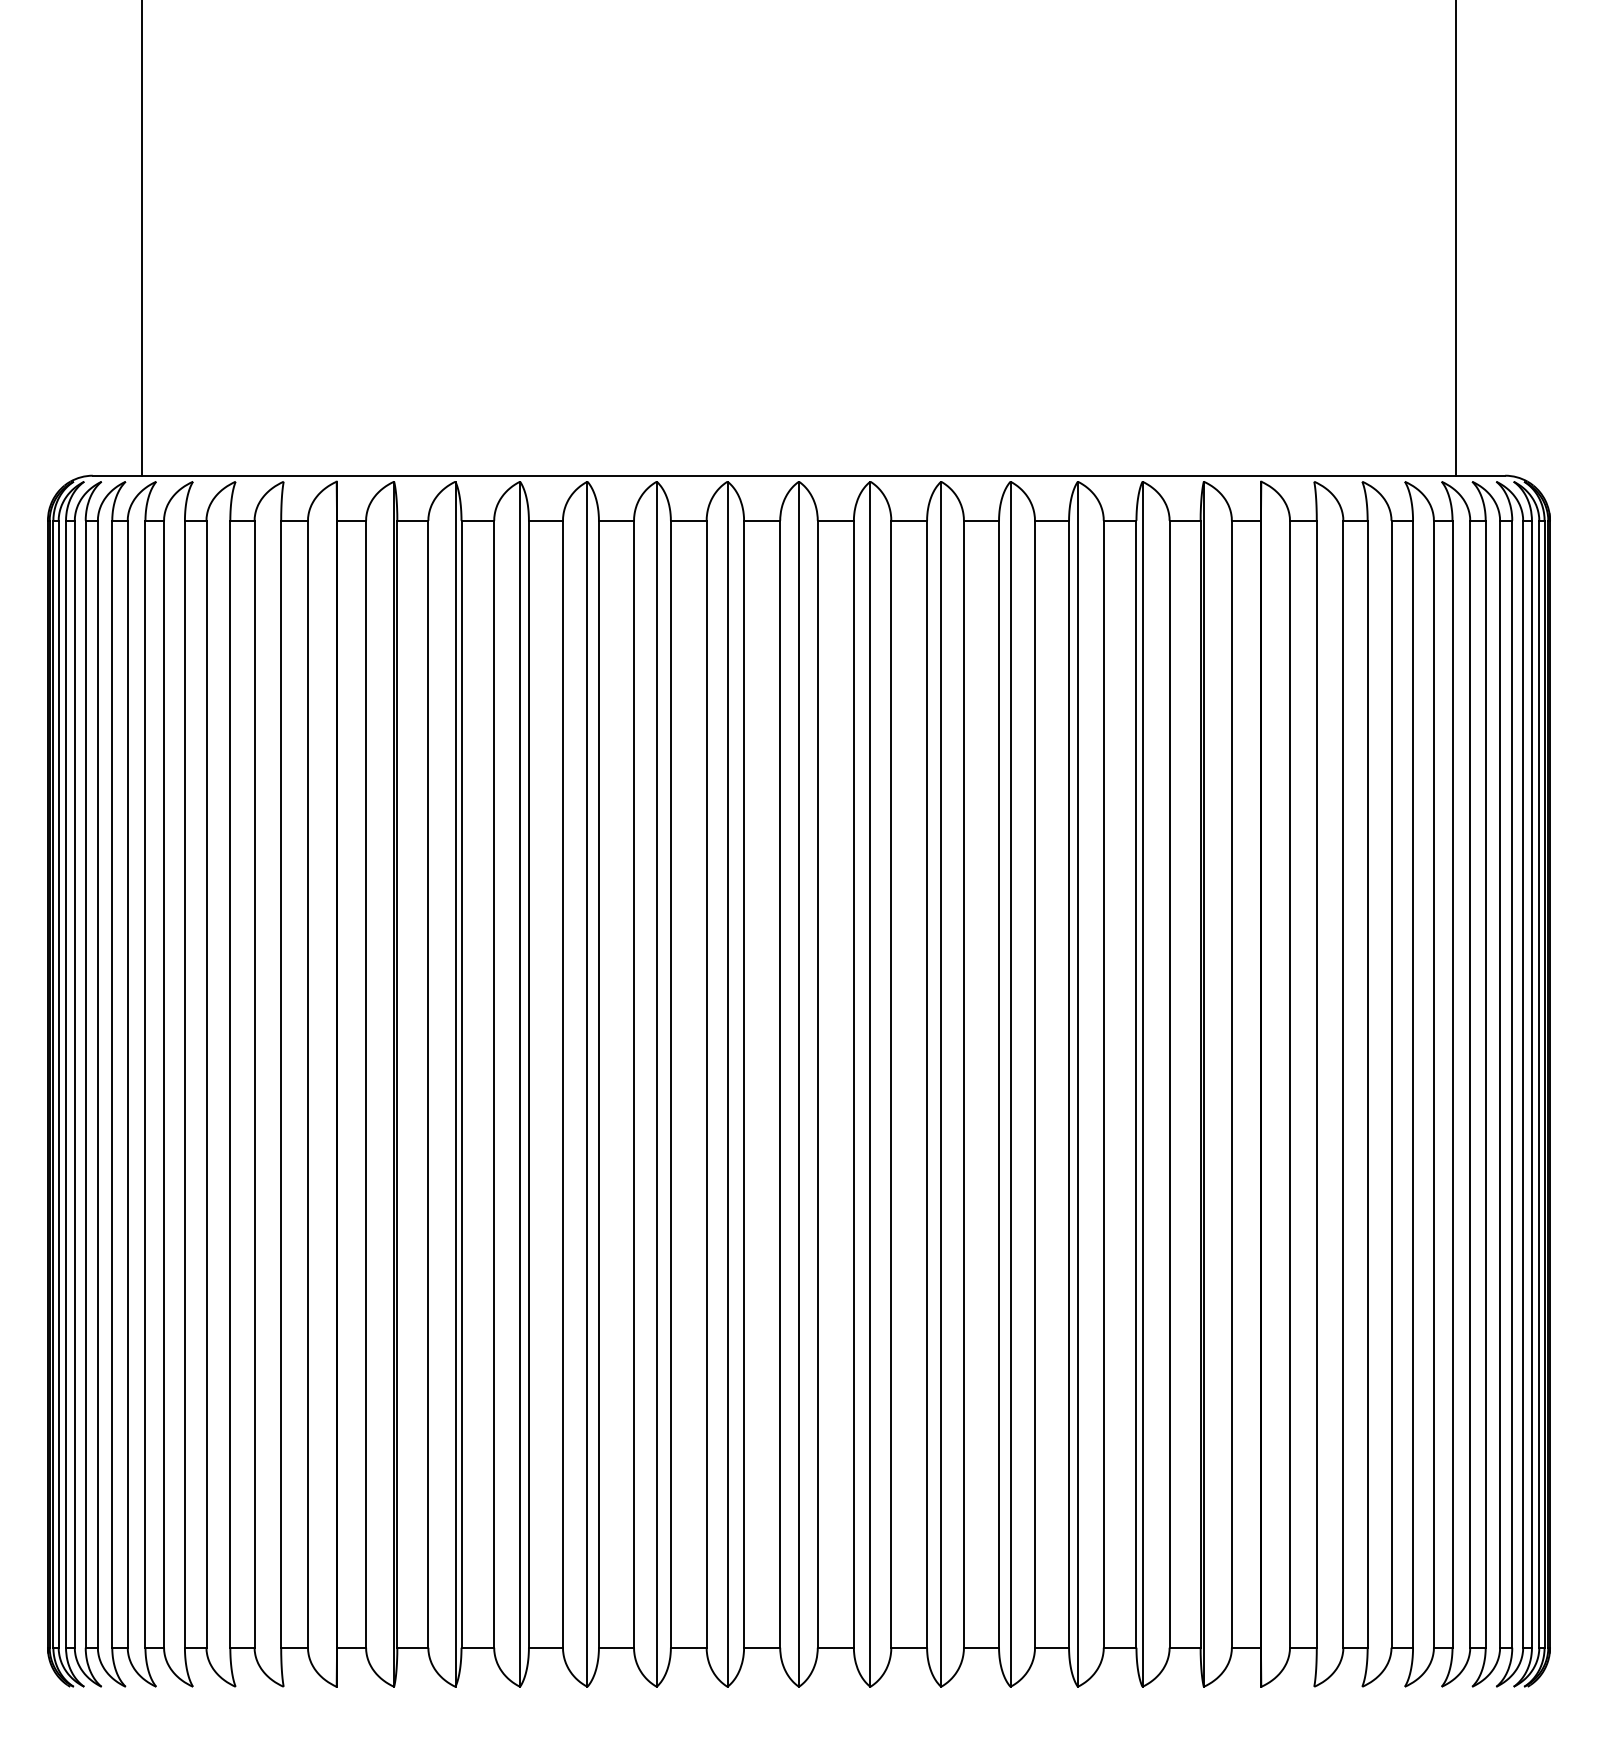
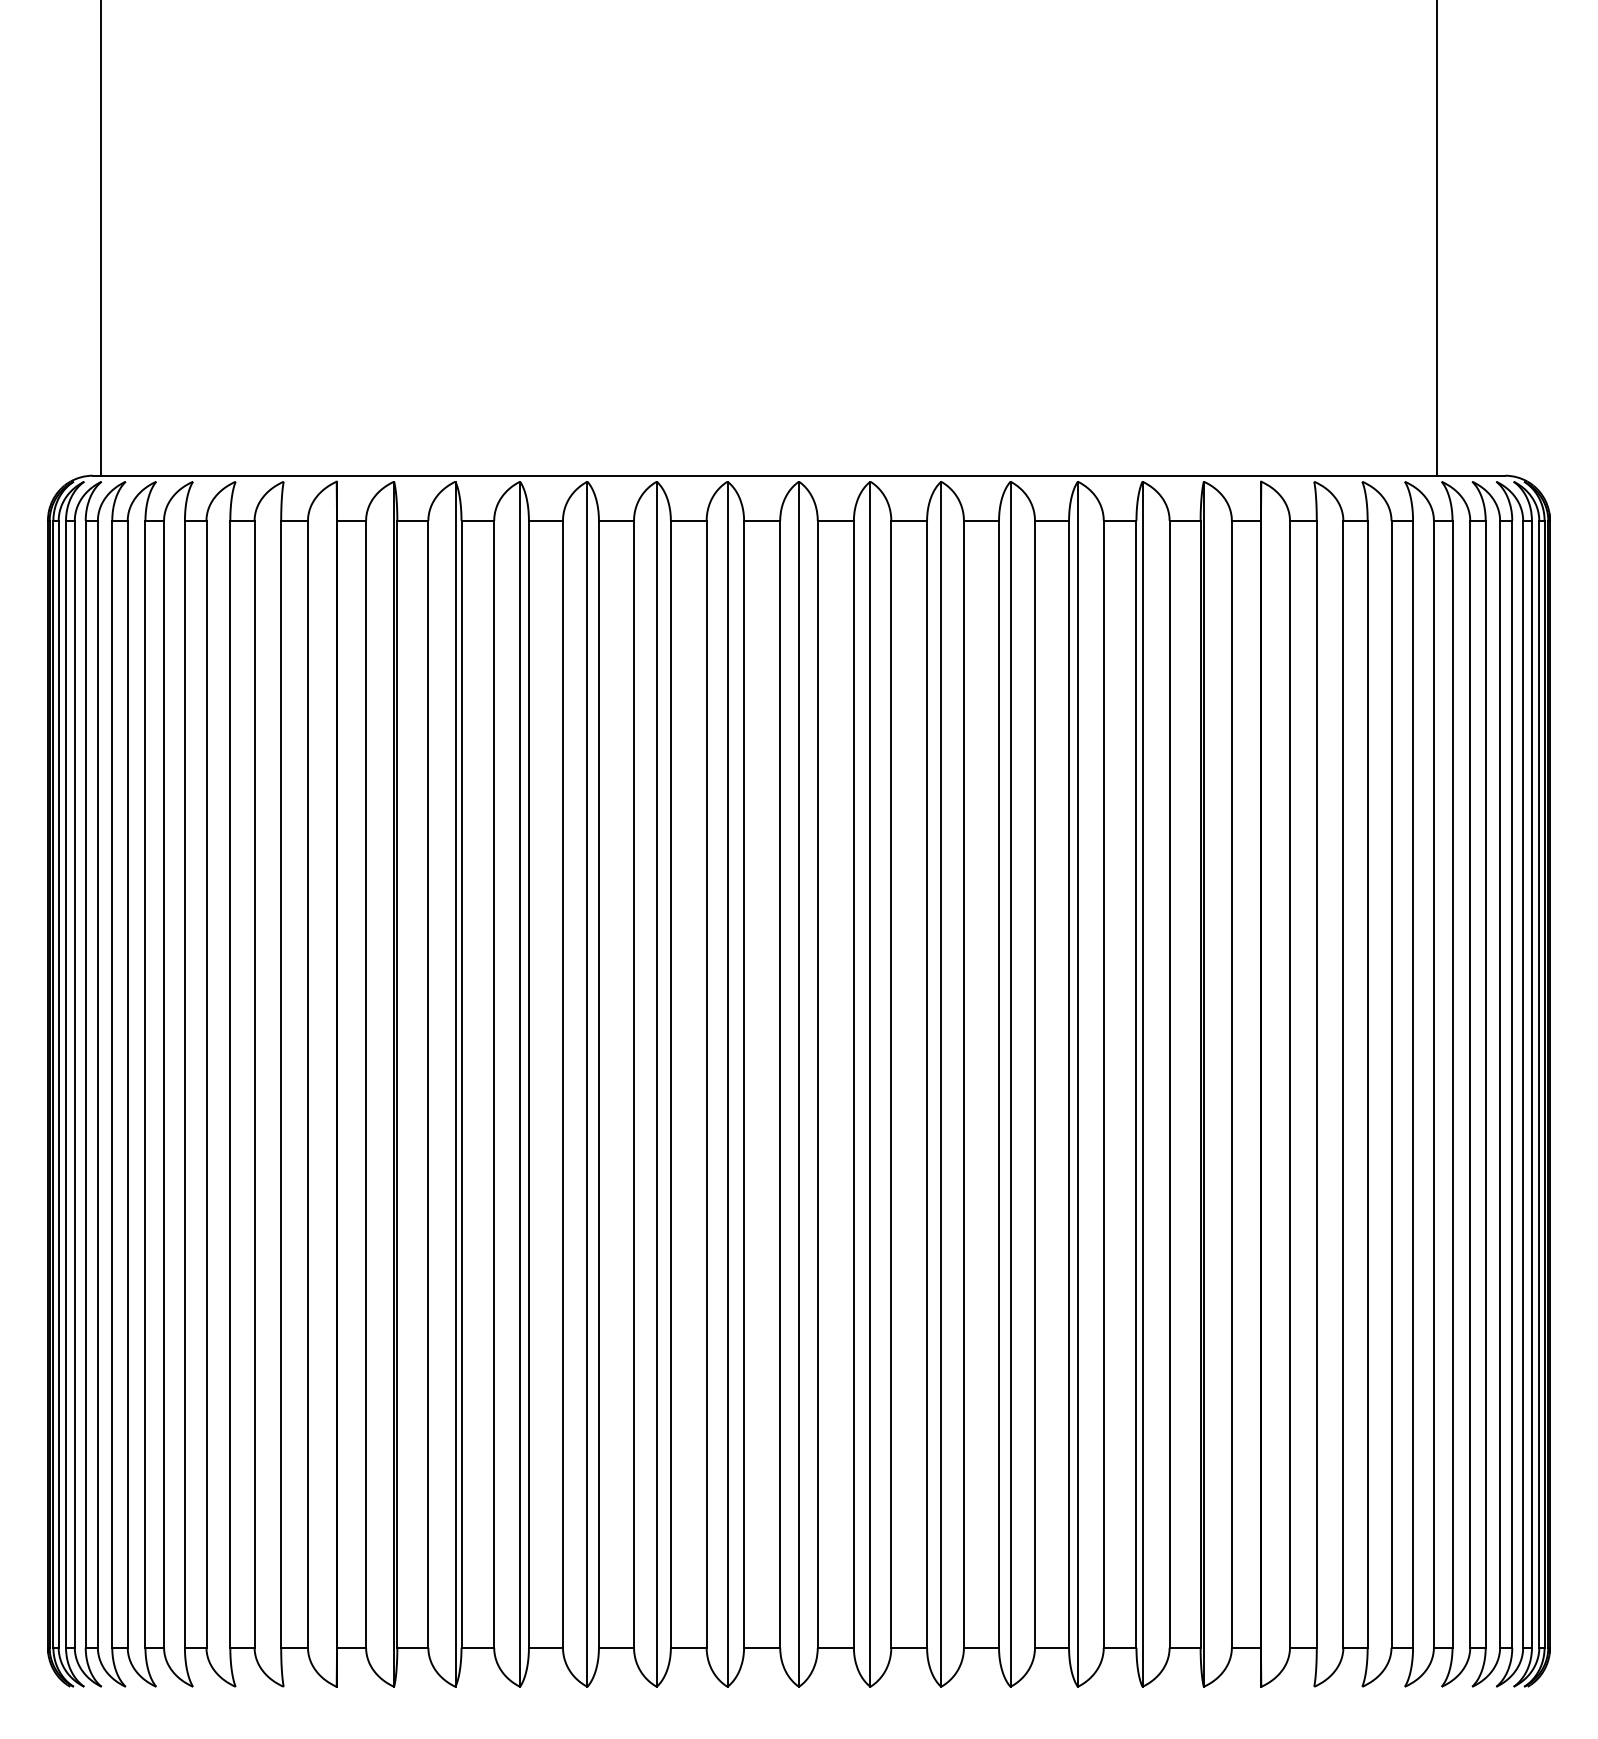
line position: (141, 238) -> (100, 238) (100, 238)
line position: (1456, 238) -> (1437, 238) (1437, 238)
